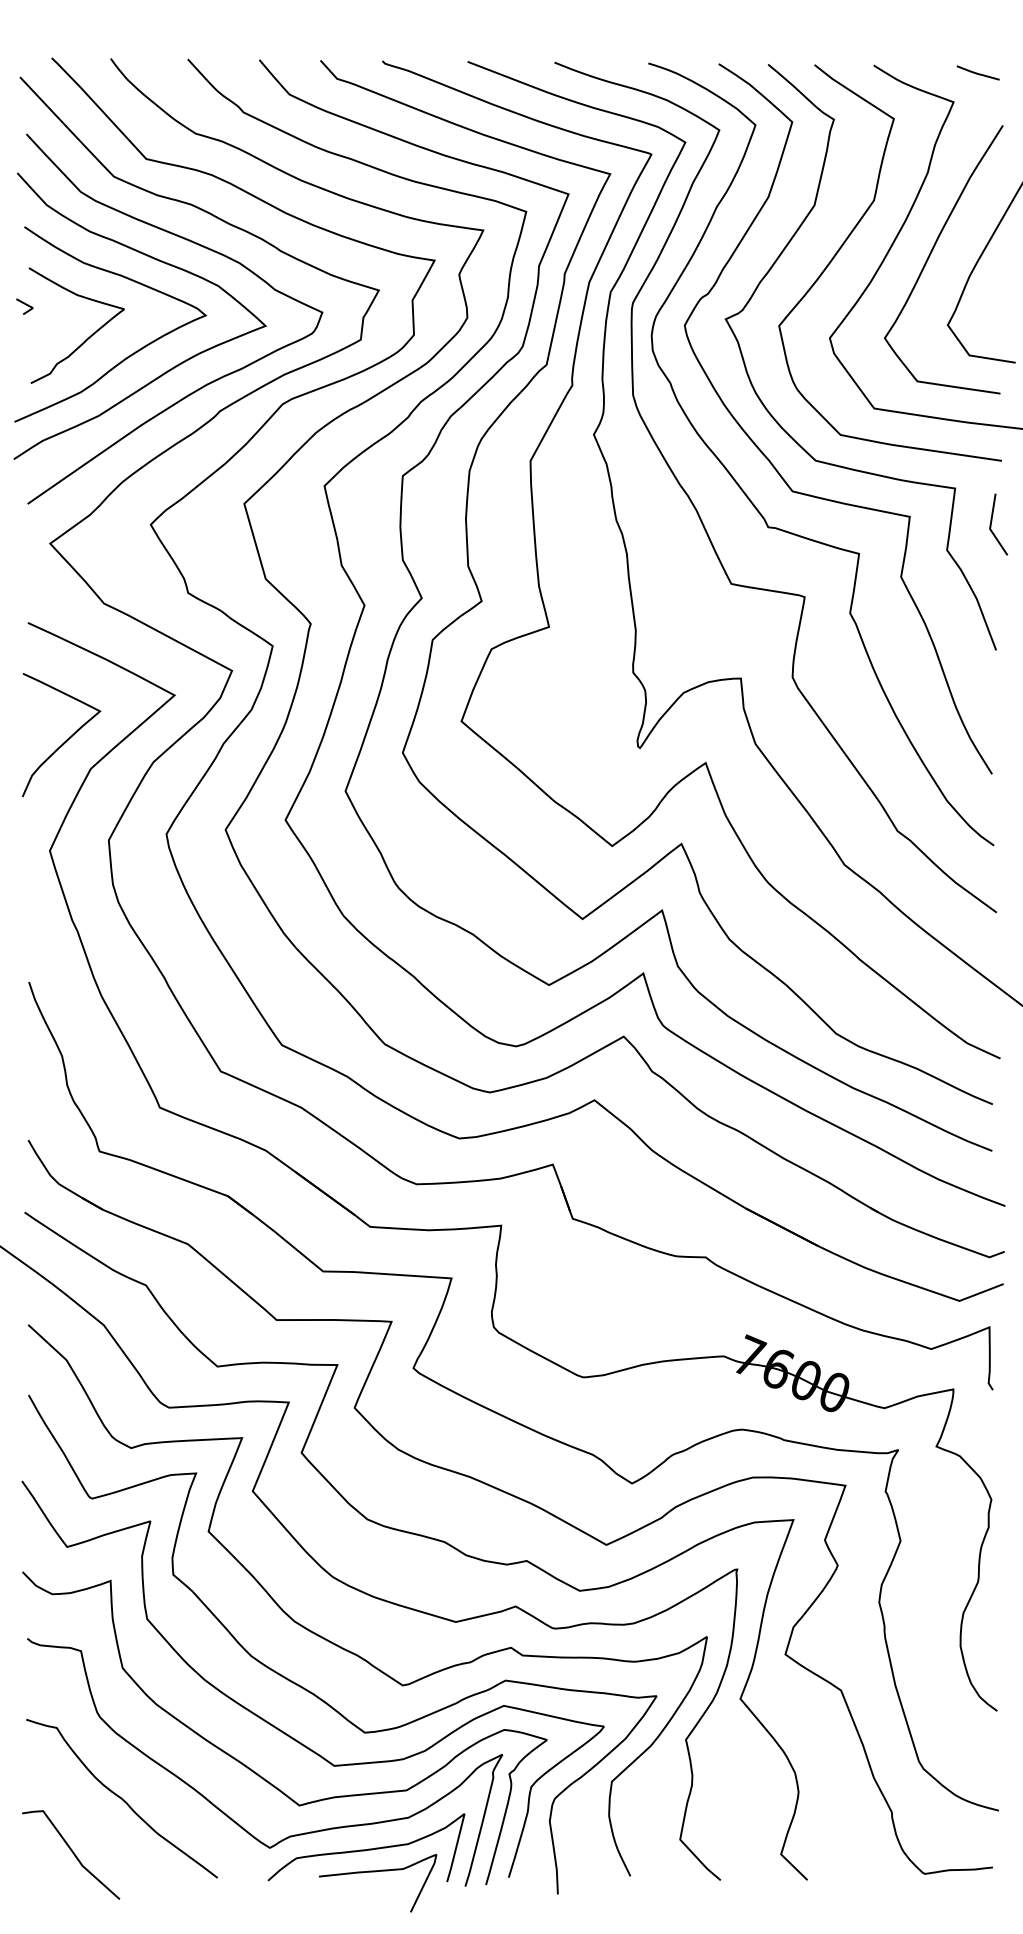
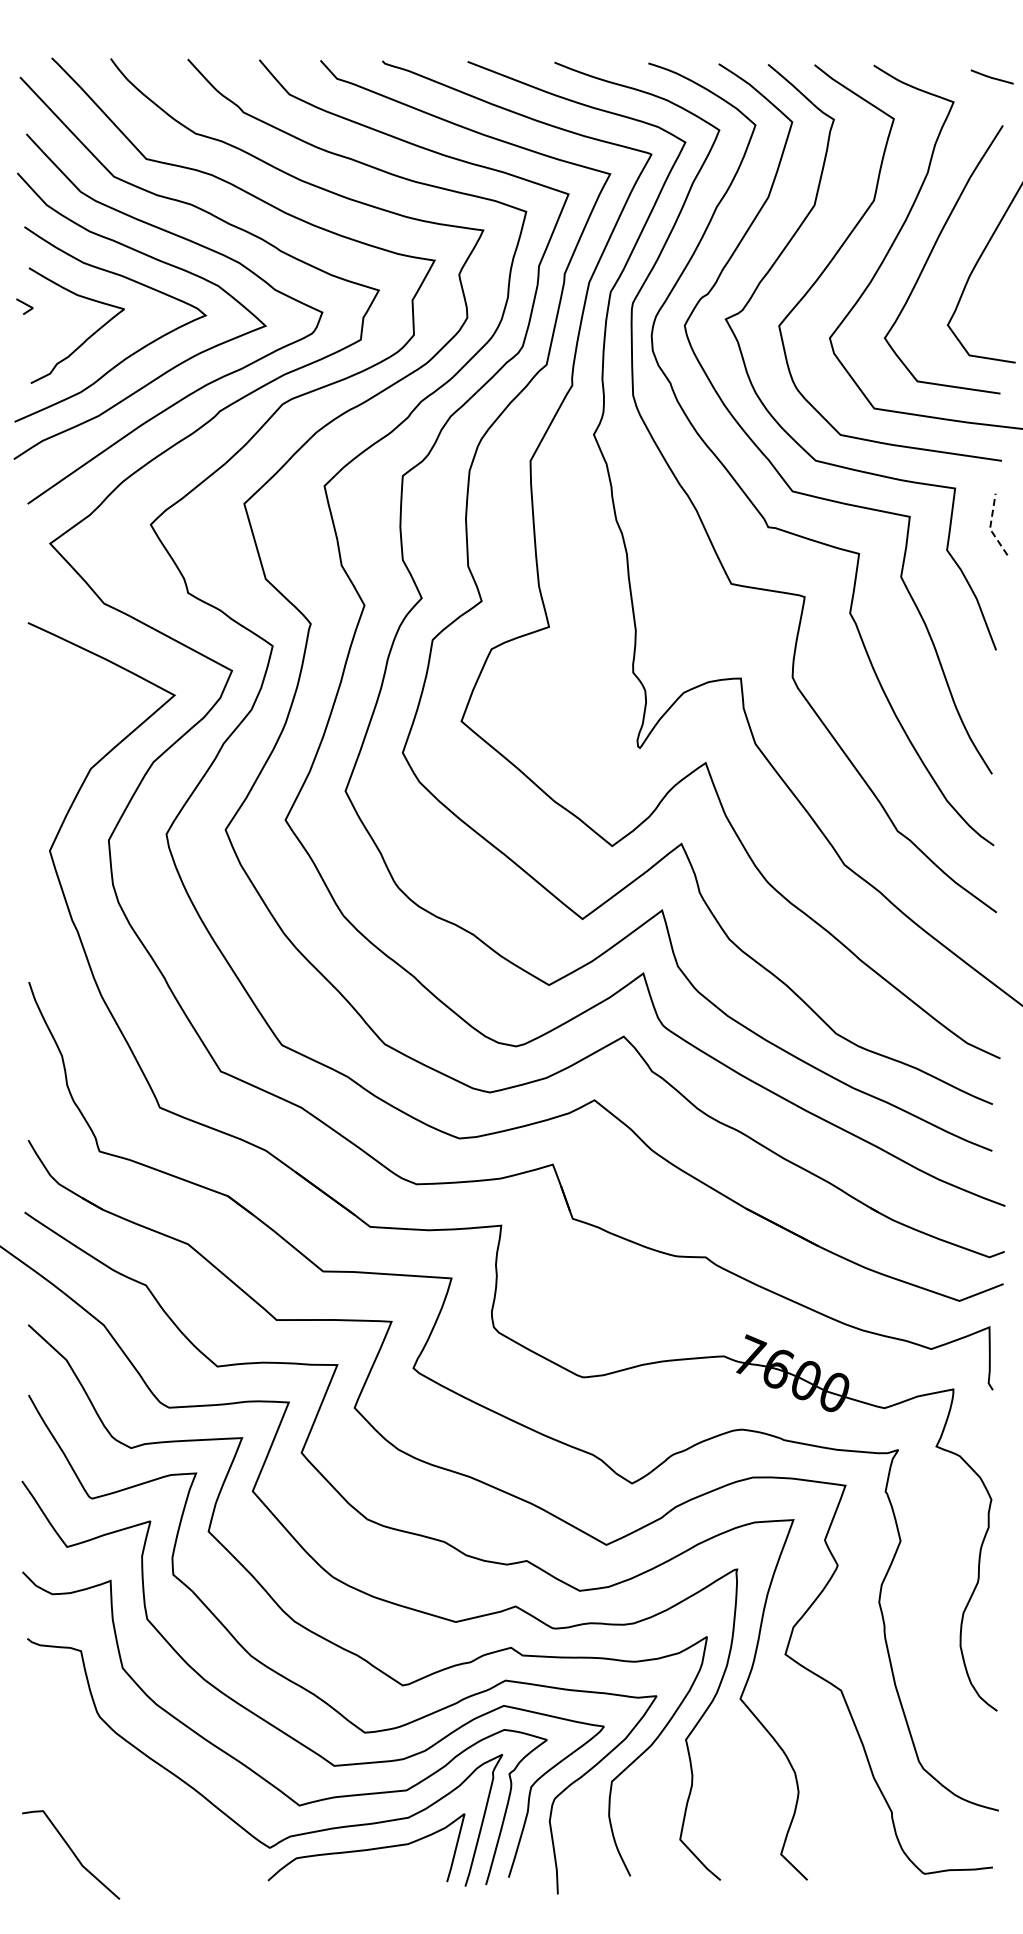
curve position: (977, 72) -> (991, 76) (991, 76)
line: solid -> dashed (990, 527)
curve: present -> none (66, 739)
curve: present -> none (121, 1798)
curve: present -> none (376, 1872)
